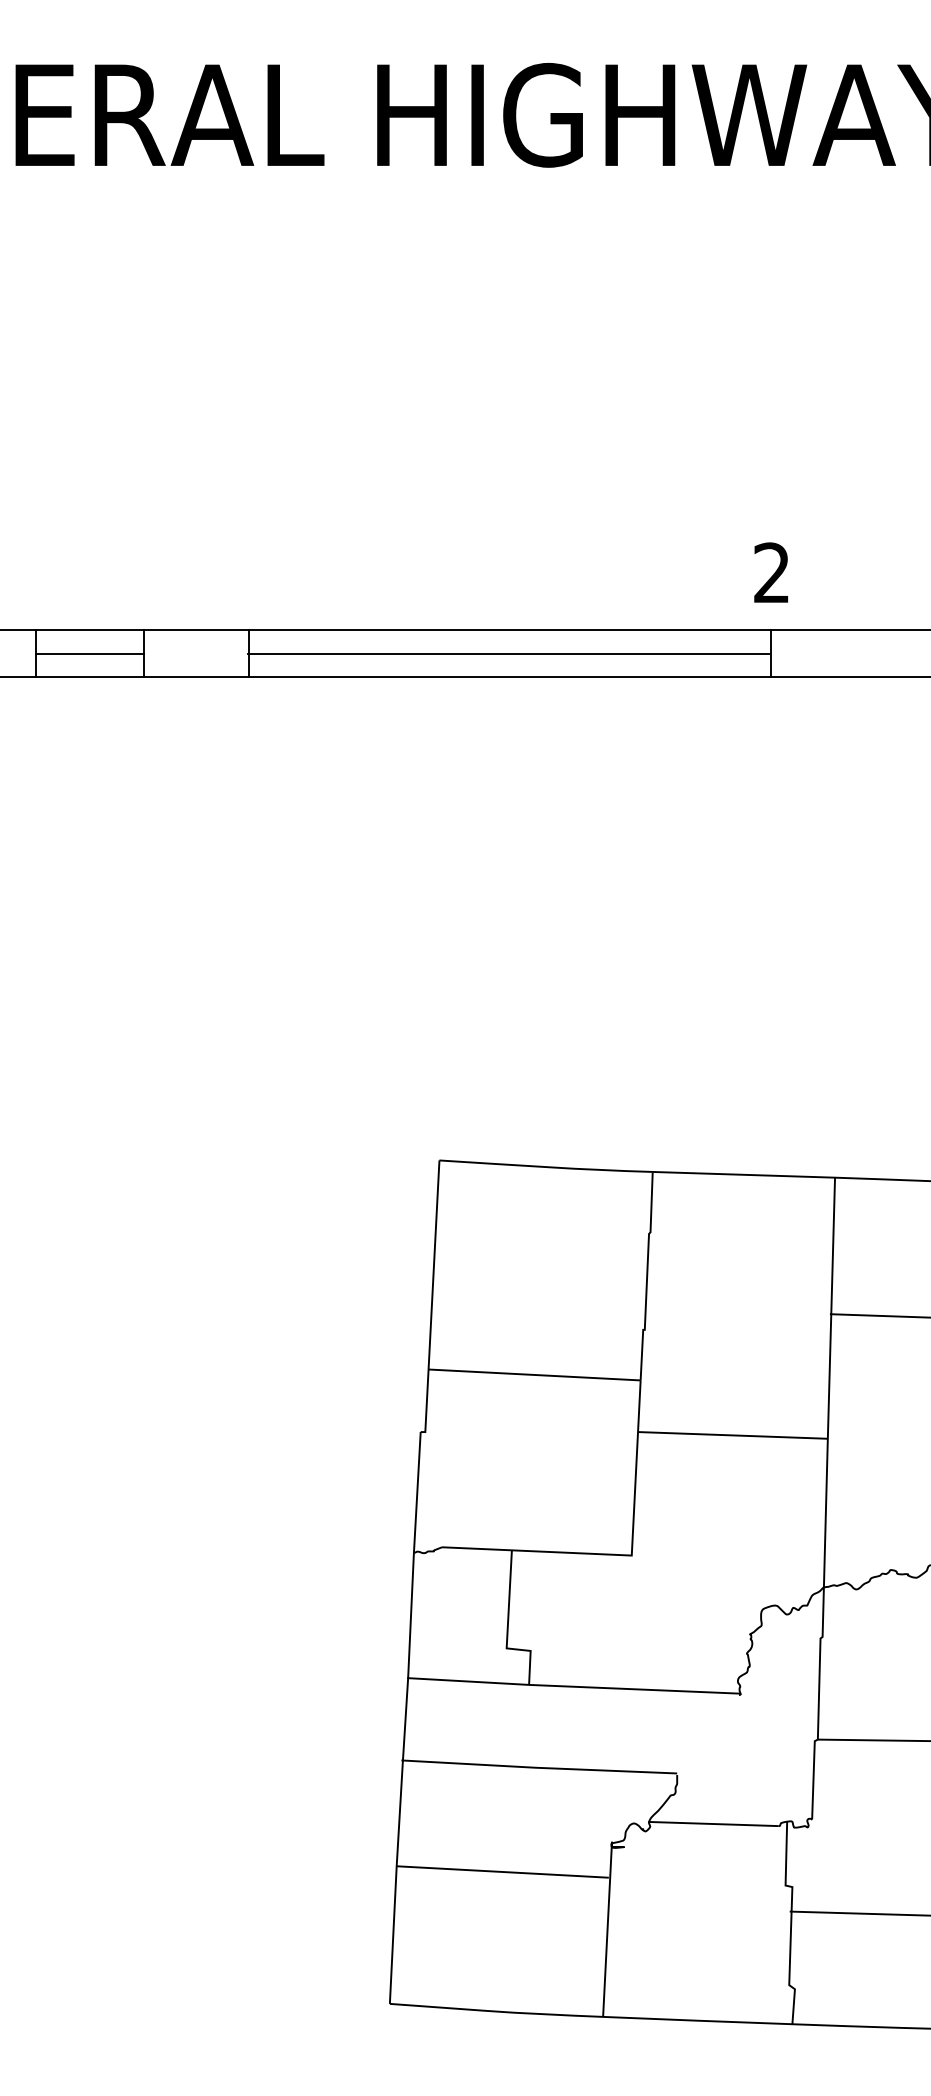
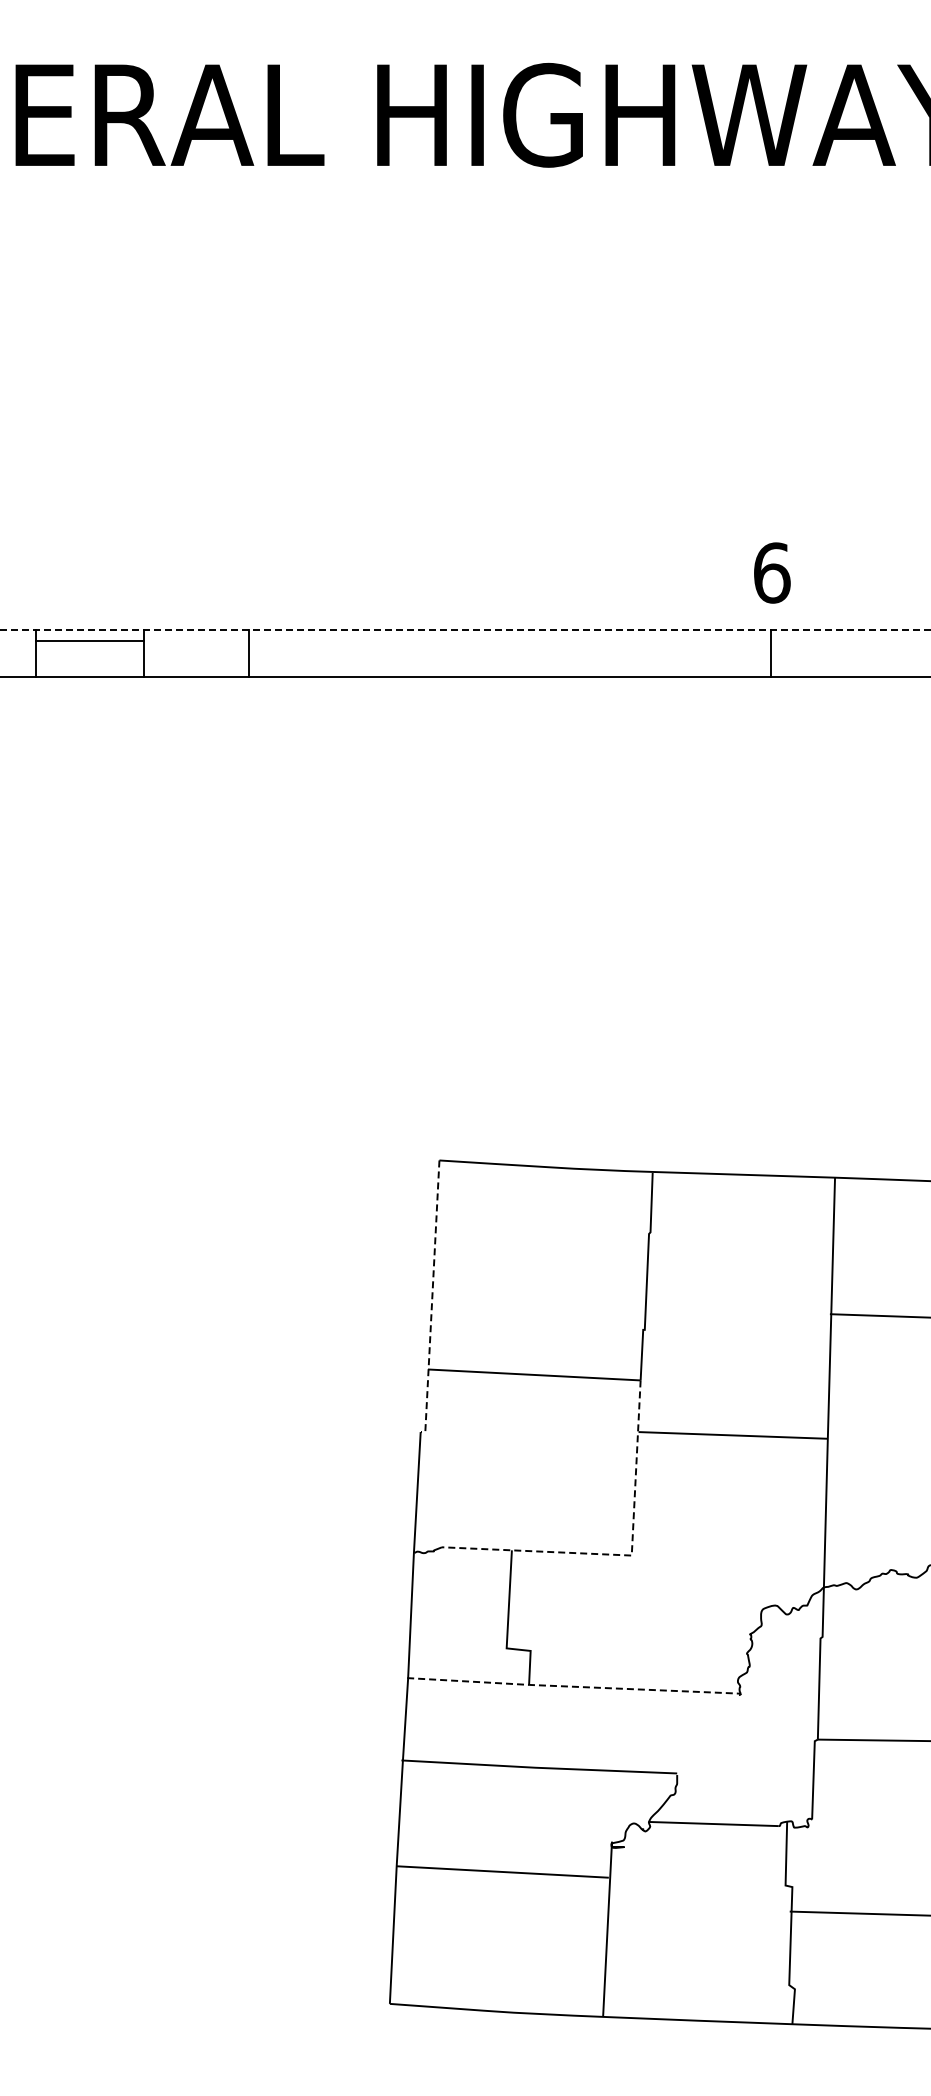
text: 2 -> 6 (772, 572)
line: solid -> dashed (465, 629)
line position: (89, 653) -> (89, 640) (89, 640)
line: present -> none (508, 653)
line: solid -> dashed (432, 1299)
line: solid -> dashed (624, 1555)
line: solid -> dashed (573, 1686)
